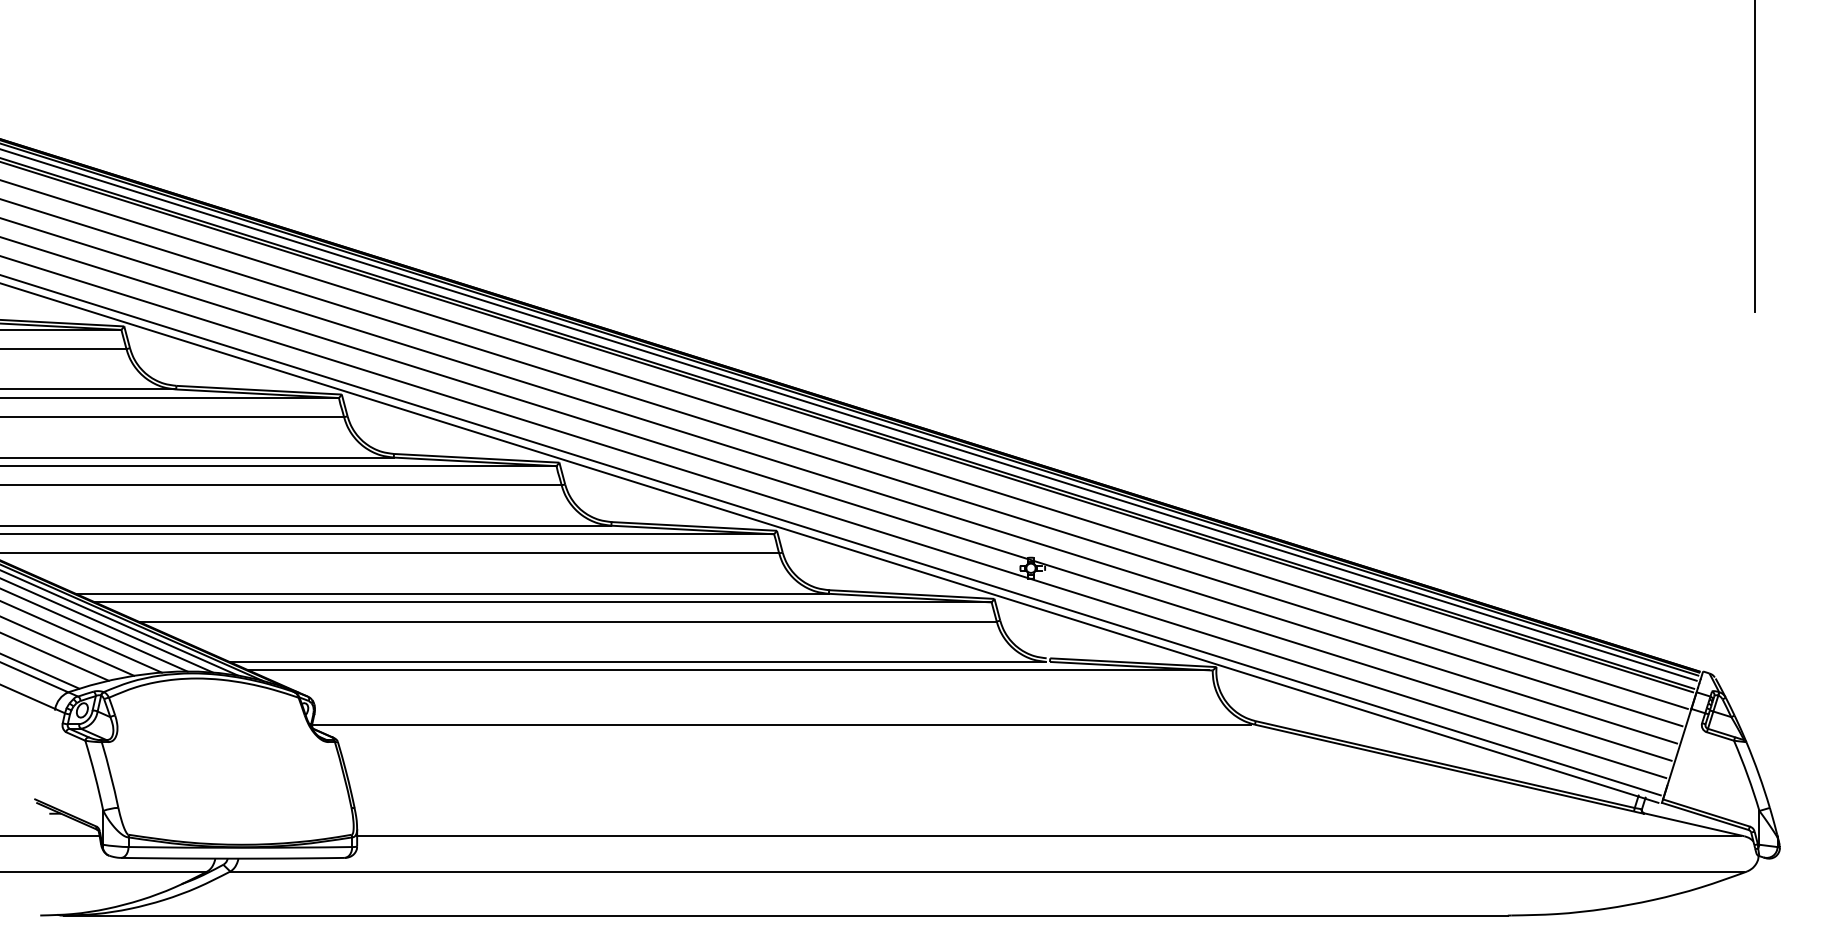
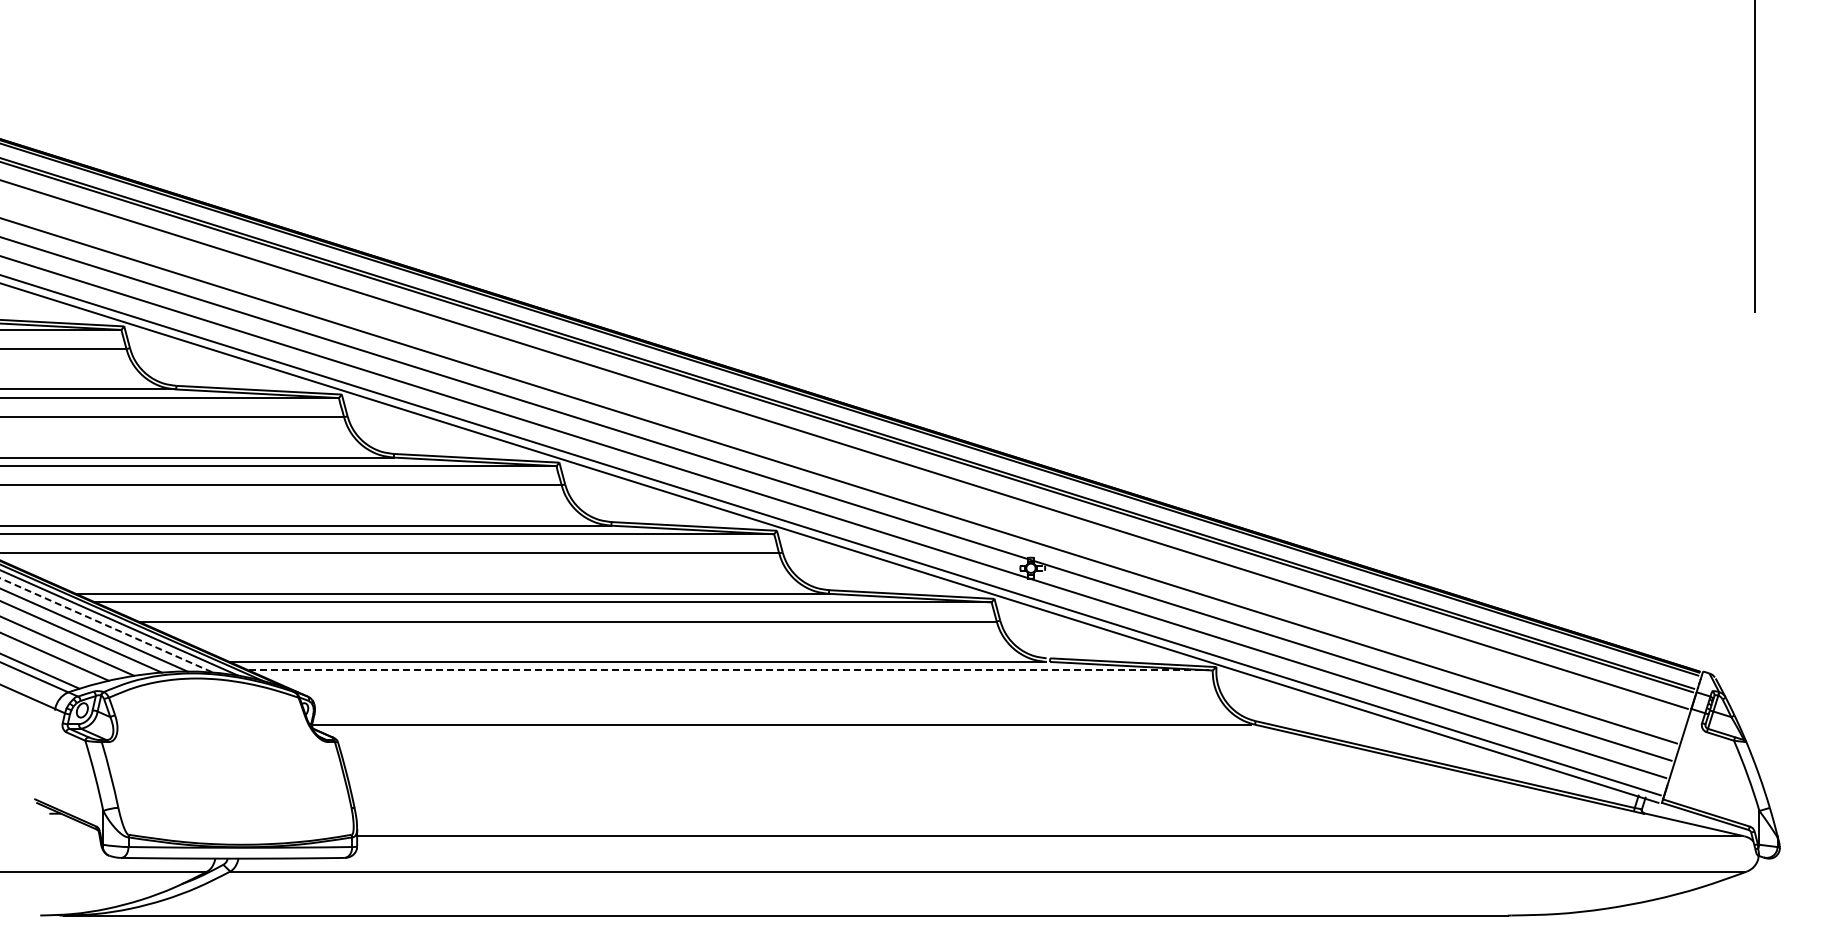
line: present -> none (849, 415)
line: present -> none (842, 462)
line: solid -> dashed (107, 625)
line: solid -> dashed (729, 670)
line: present -> none (50, 836)
